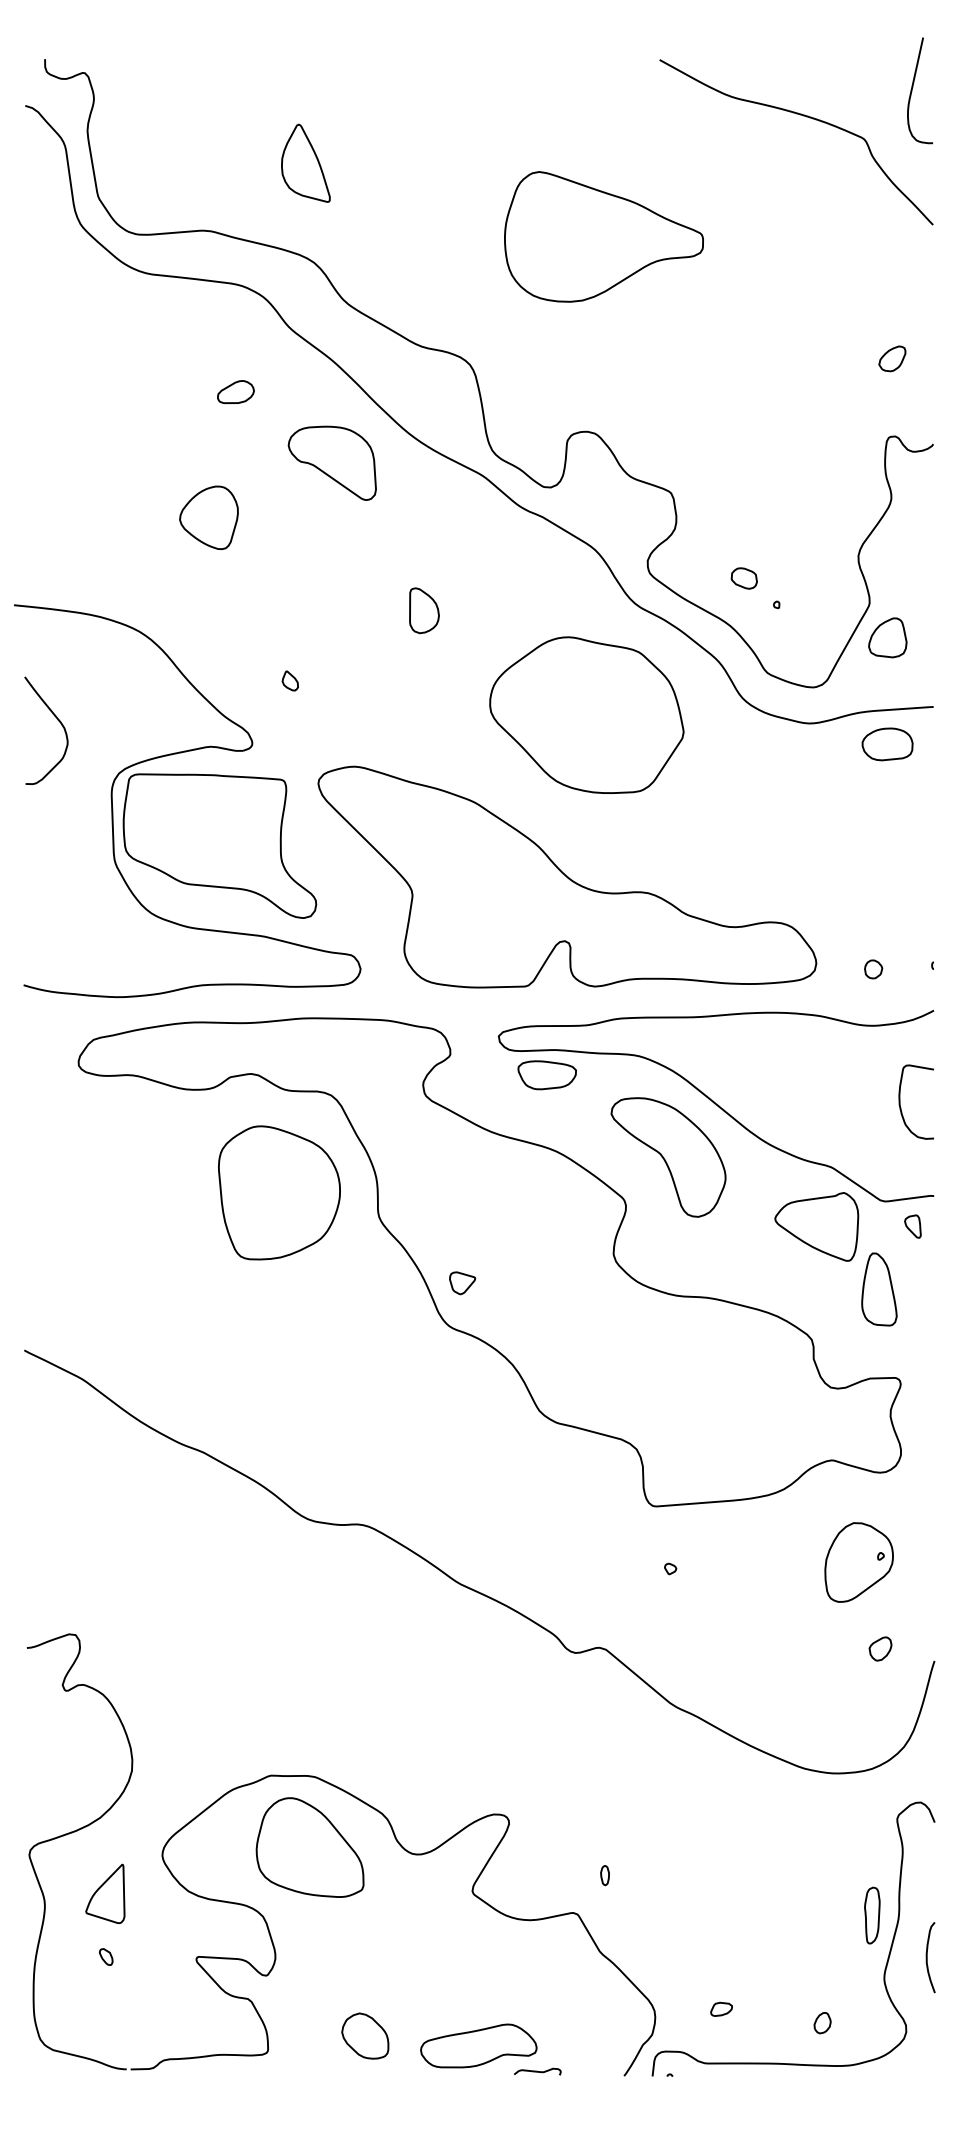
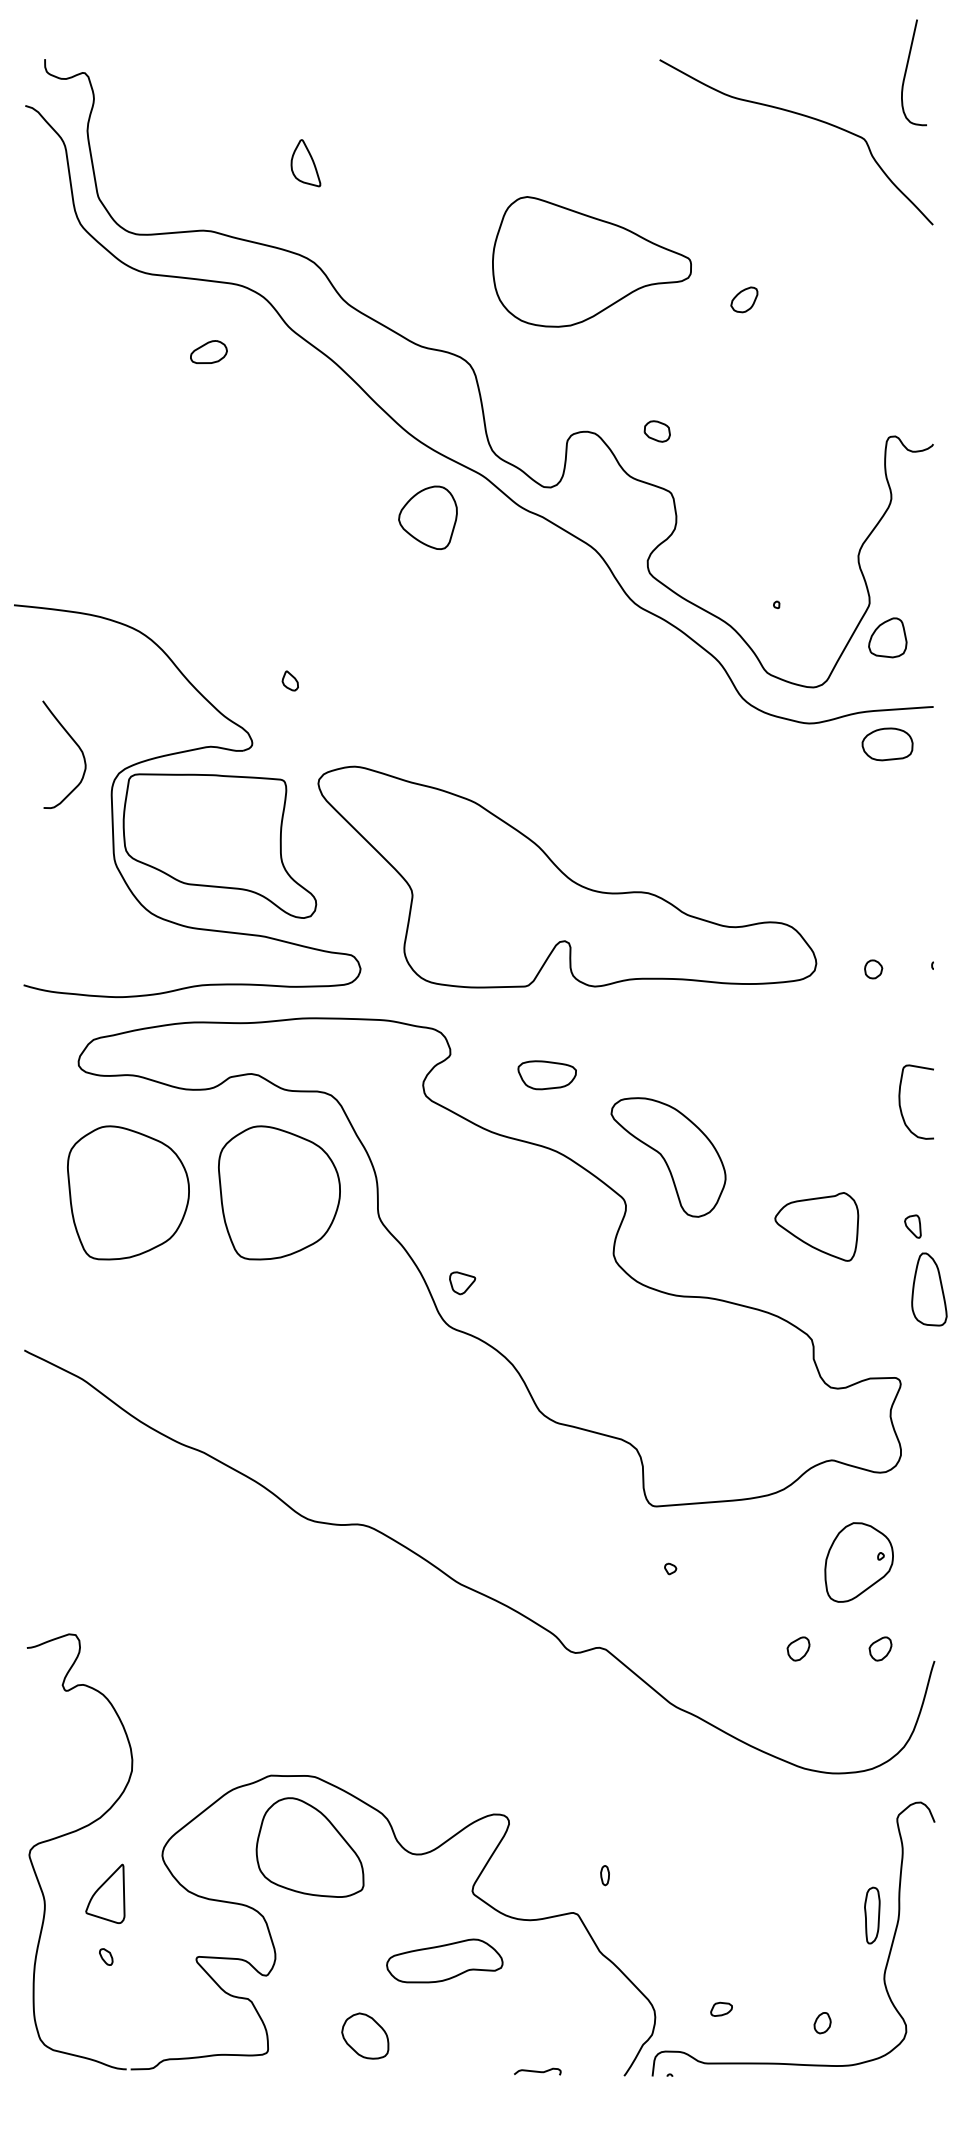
curve position: (913, 87) -> (907, 69) (907, 69)
part size: 50x80 px -> 32x49 px (305, 163)
part position: (603, 236) -> (591, 261) (591, 261)
part position: (892, 358) -> (744, 299) (744, 299)
part position: (235, 392) -> (208, 352) (208, 352)
part: present -> none (331, 462)
part position: (208, 517) -> (427, 517) (427, 517)
part position: (743, 578) -> (656, 431) (656, 431)
part: present -> none (424, 610)
part: present -> none (586, 714)
curve position: (57, 720) -> (75, 744) (75, 744)
curve: present -> none (716, 1105)
part: none -> present (128, 1192)
part position: (879, 1289) -> (929, 1289) (929, 1289)
part: none -> present (798, 1648)
curve: present -> none (927, 1957)
part position: (478, 2045) -> (444, 1960) (444, 1960)
